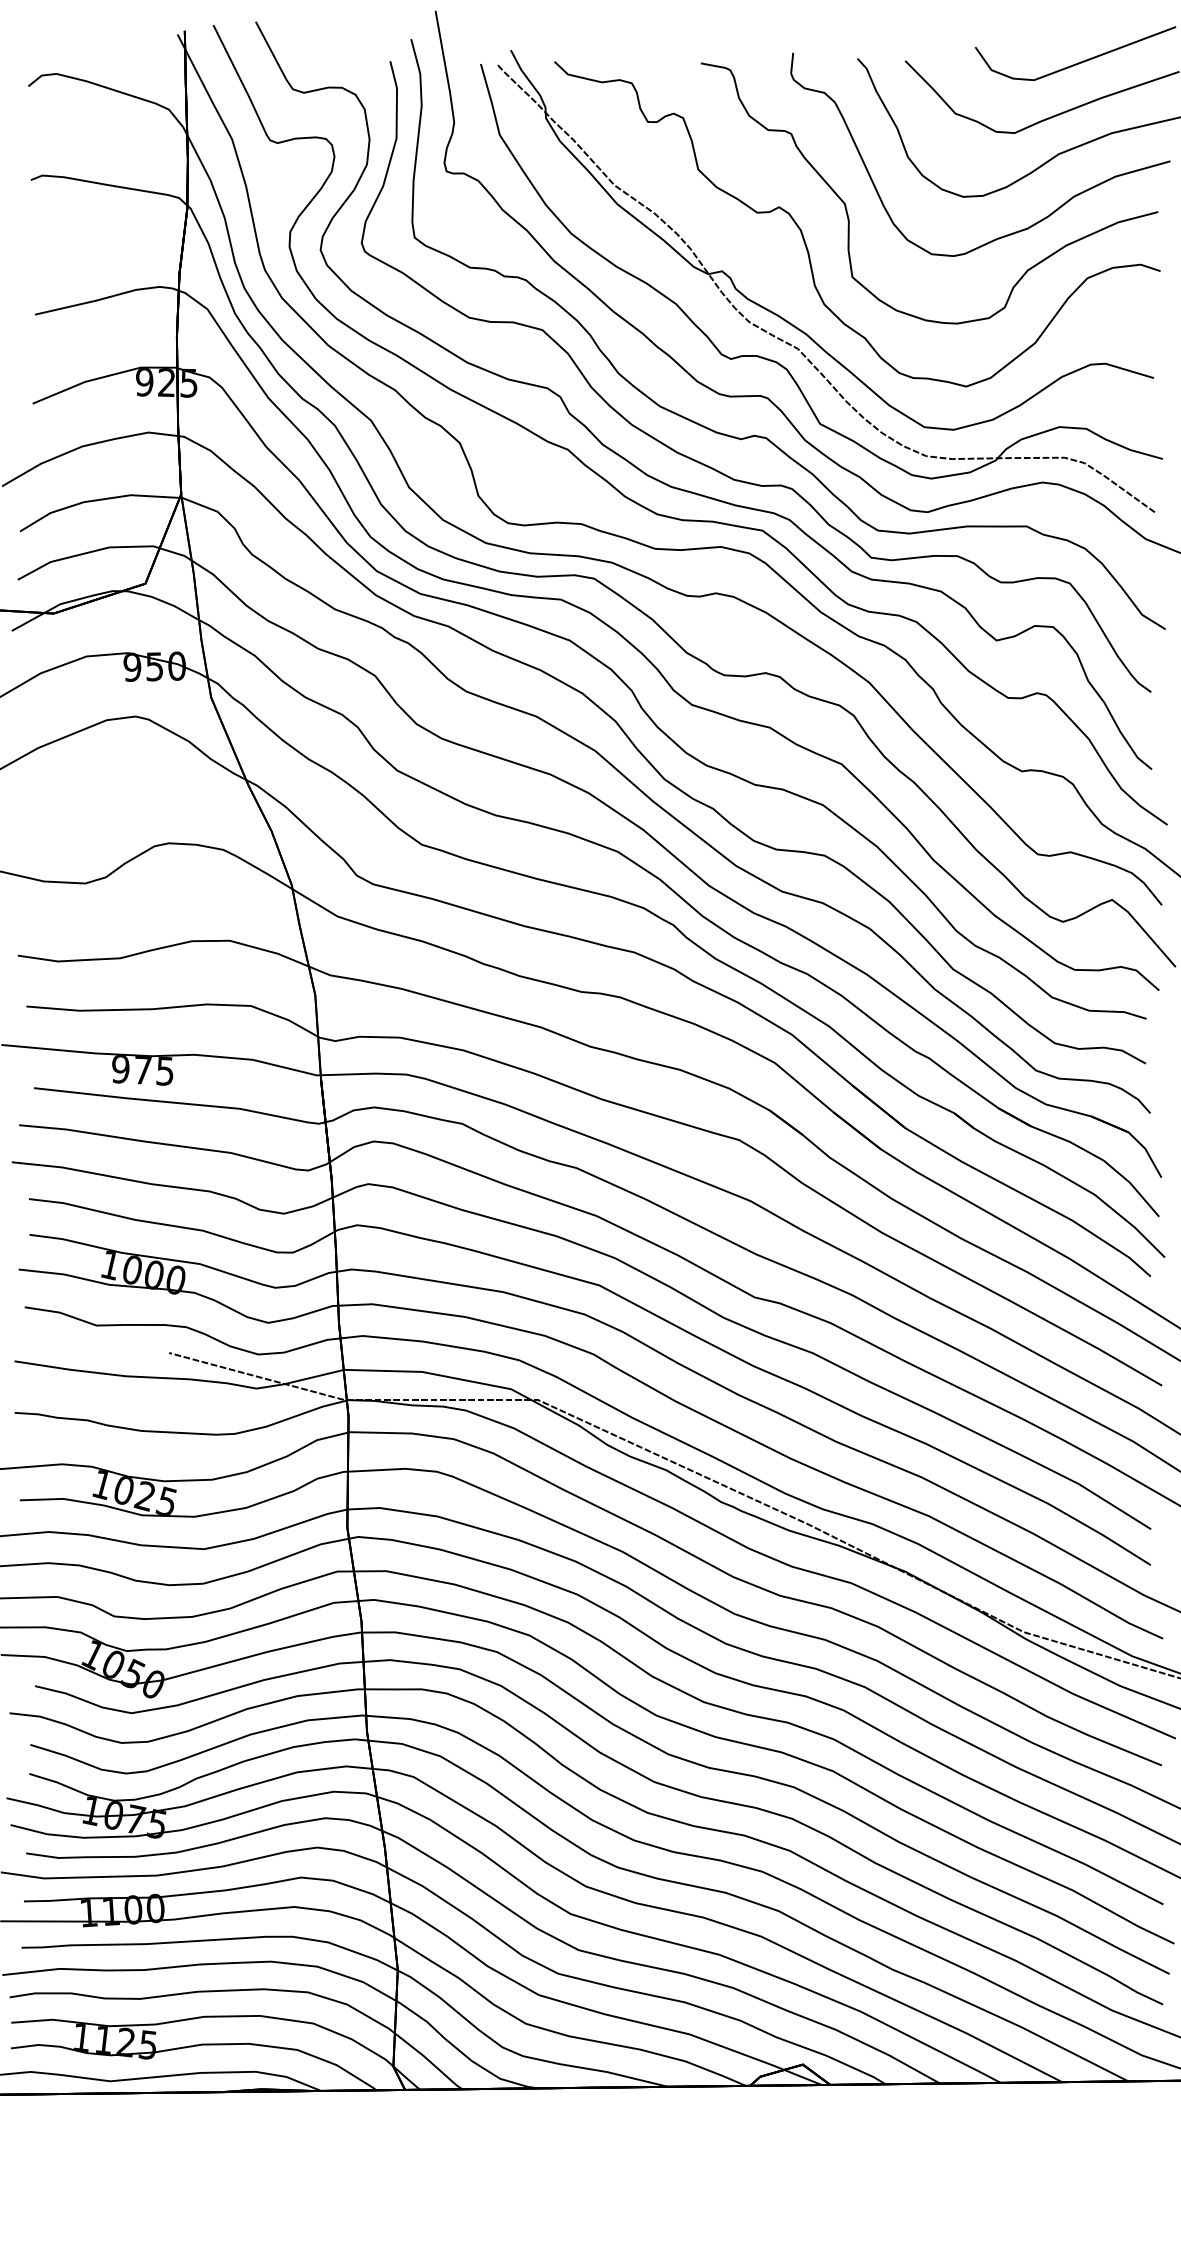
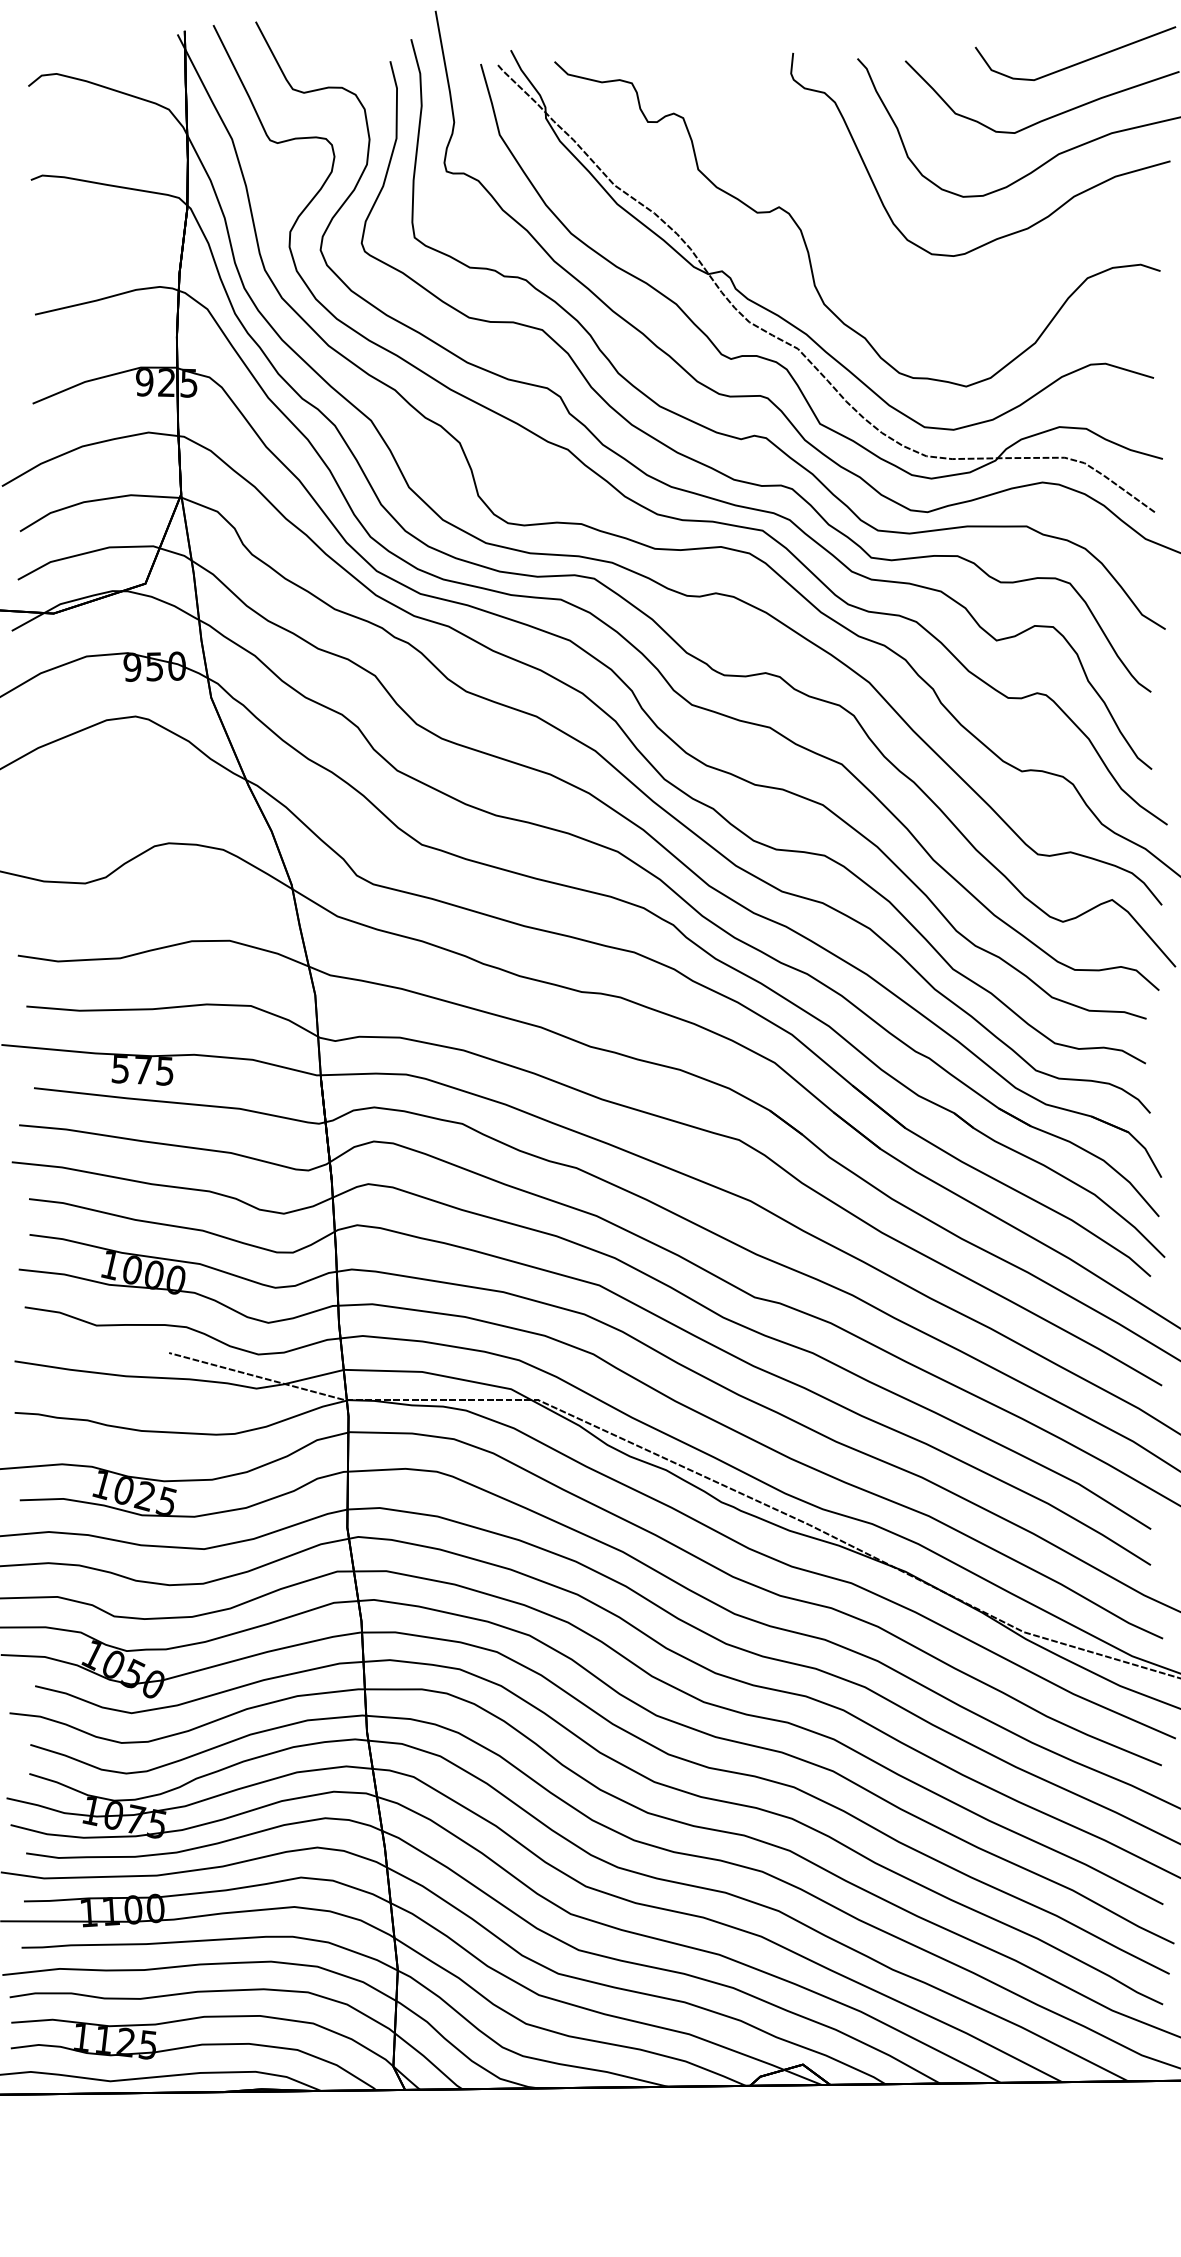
curve: present -> none (847, 209)
text: 975 -> 575 (120, 1069)
